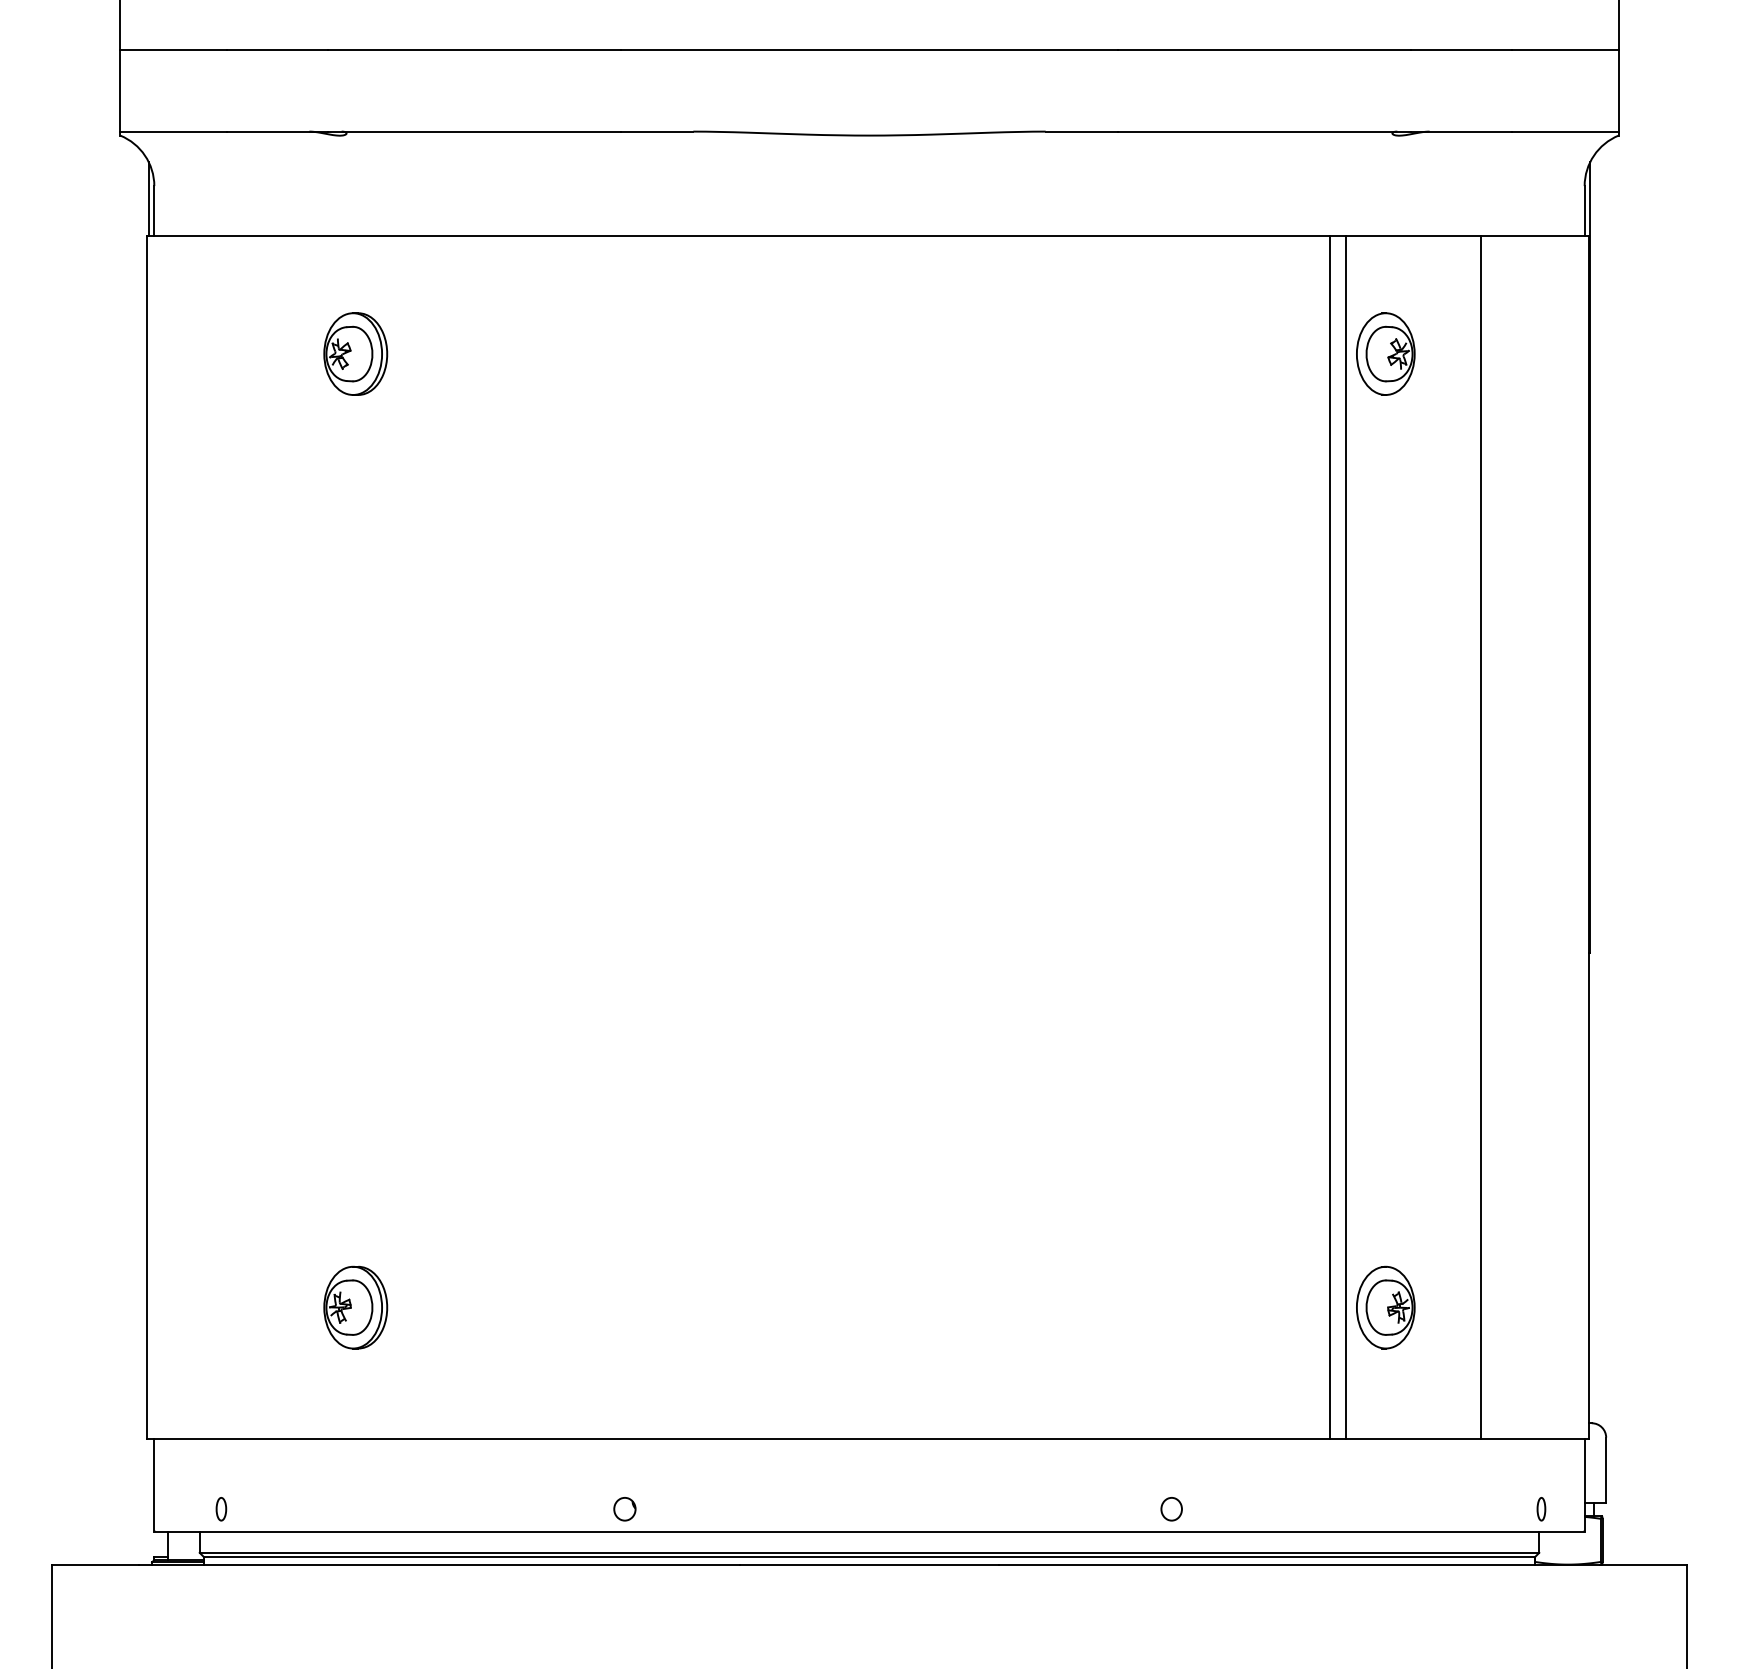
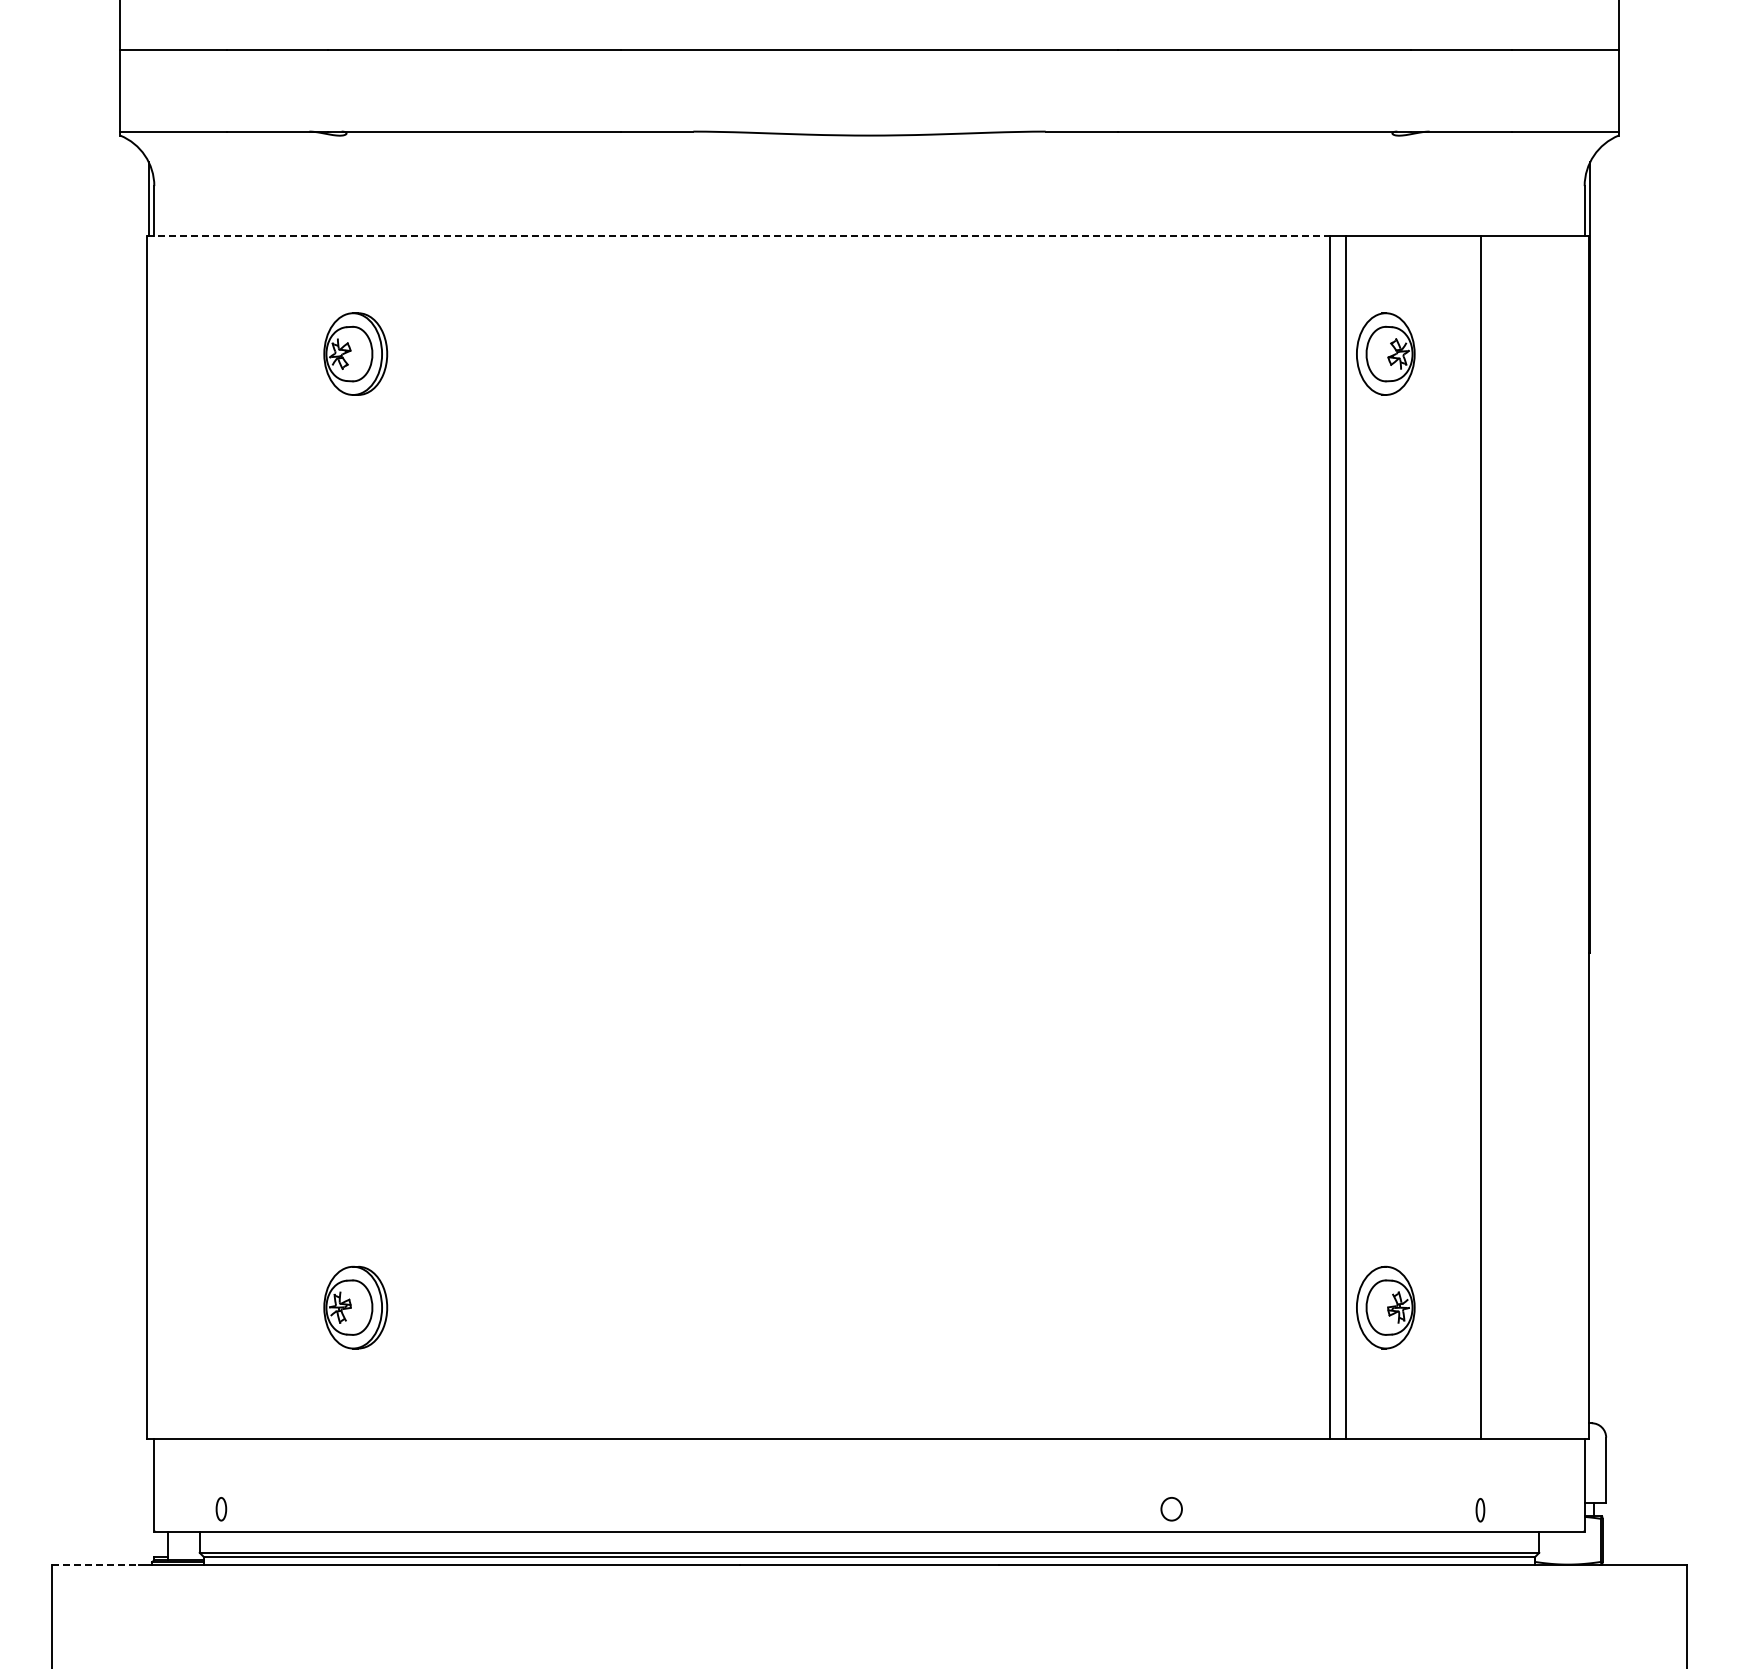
line: solid -> dashed (738, 236)
part: present -> none (624, 1509)
part position: (1541, 1509) -> (1480, 1510) (1480, 1510)
line: solid -> dashed (95, 1564)
